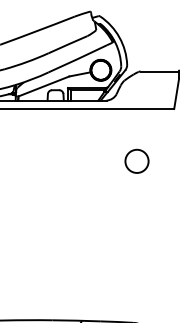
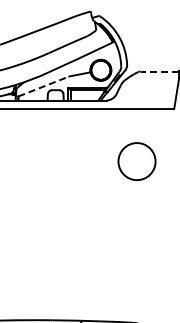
line: solid -> dashed (159, 71)
line: solid -> dashed (44, 86)
circle size: 26x26 px -> 40x39 px (136, 161)
